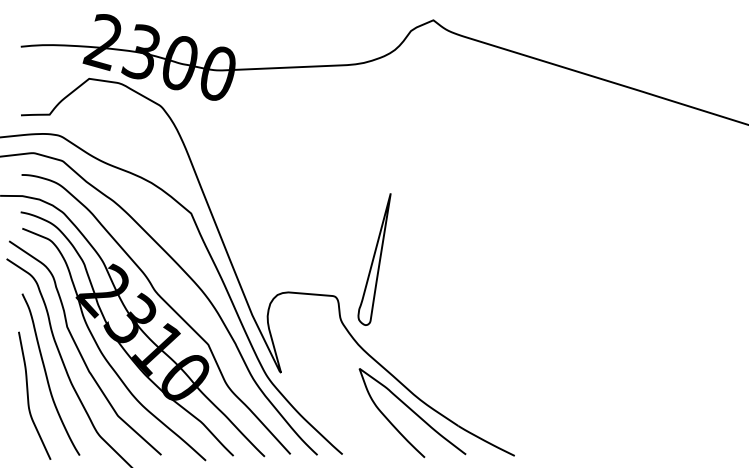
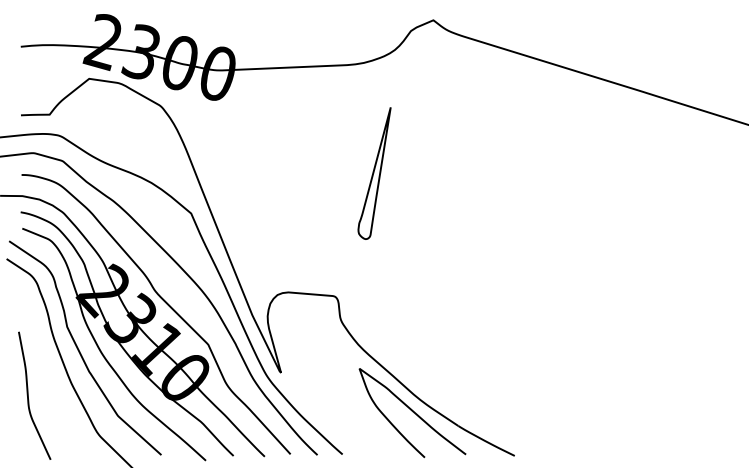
part position: (374, 259) -> (374, 173) (374, 173)
curve: present -> none (47, 375)
